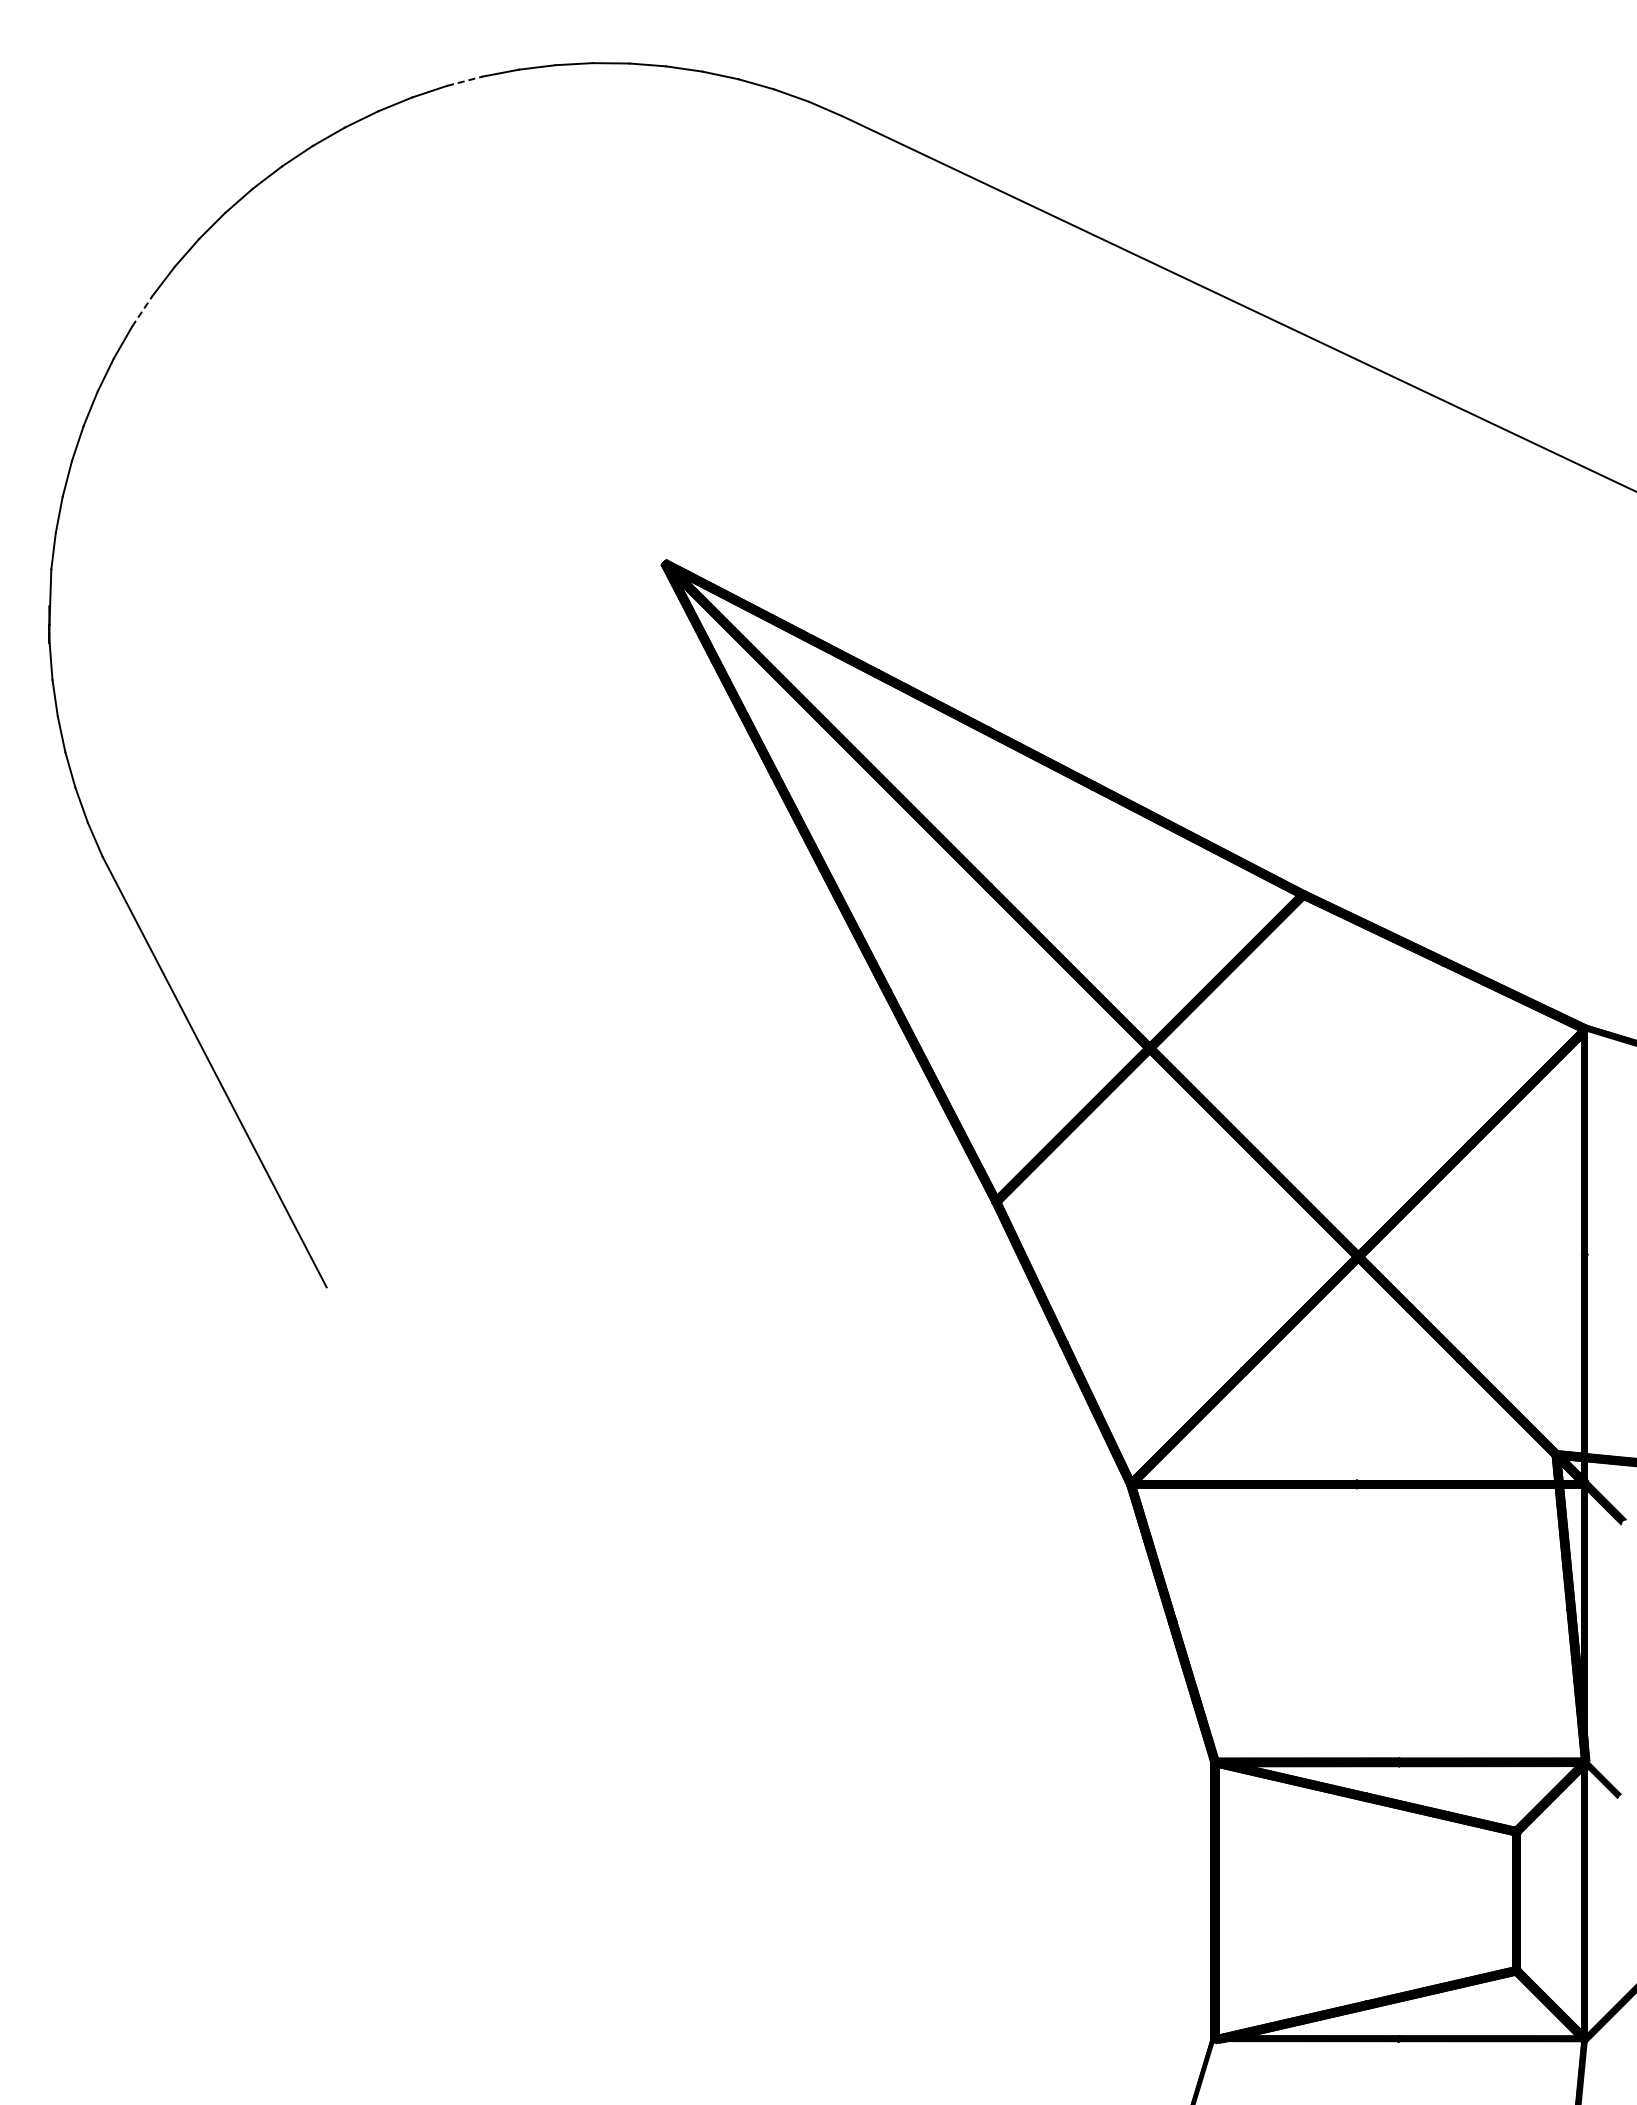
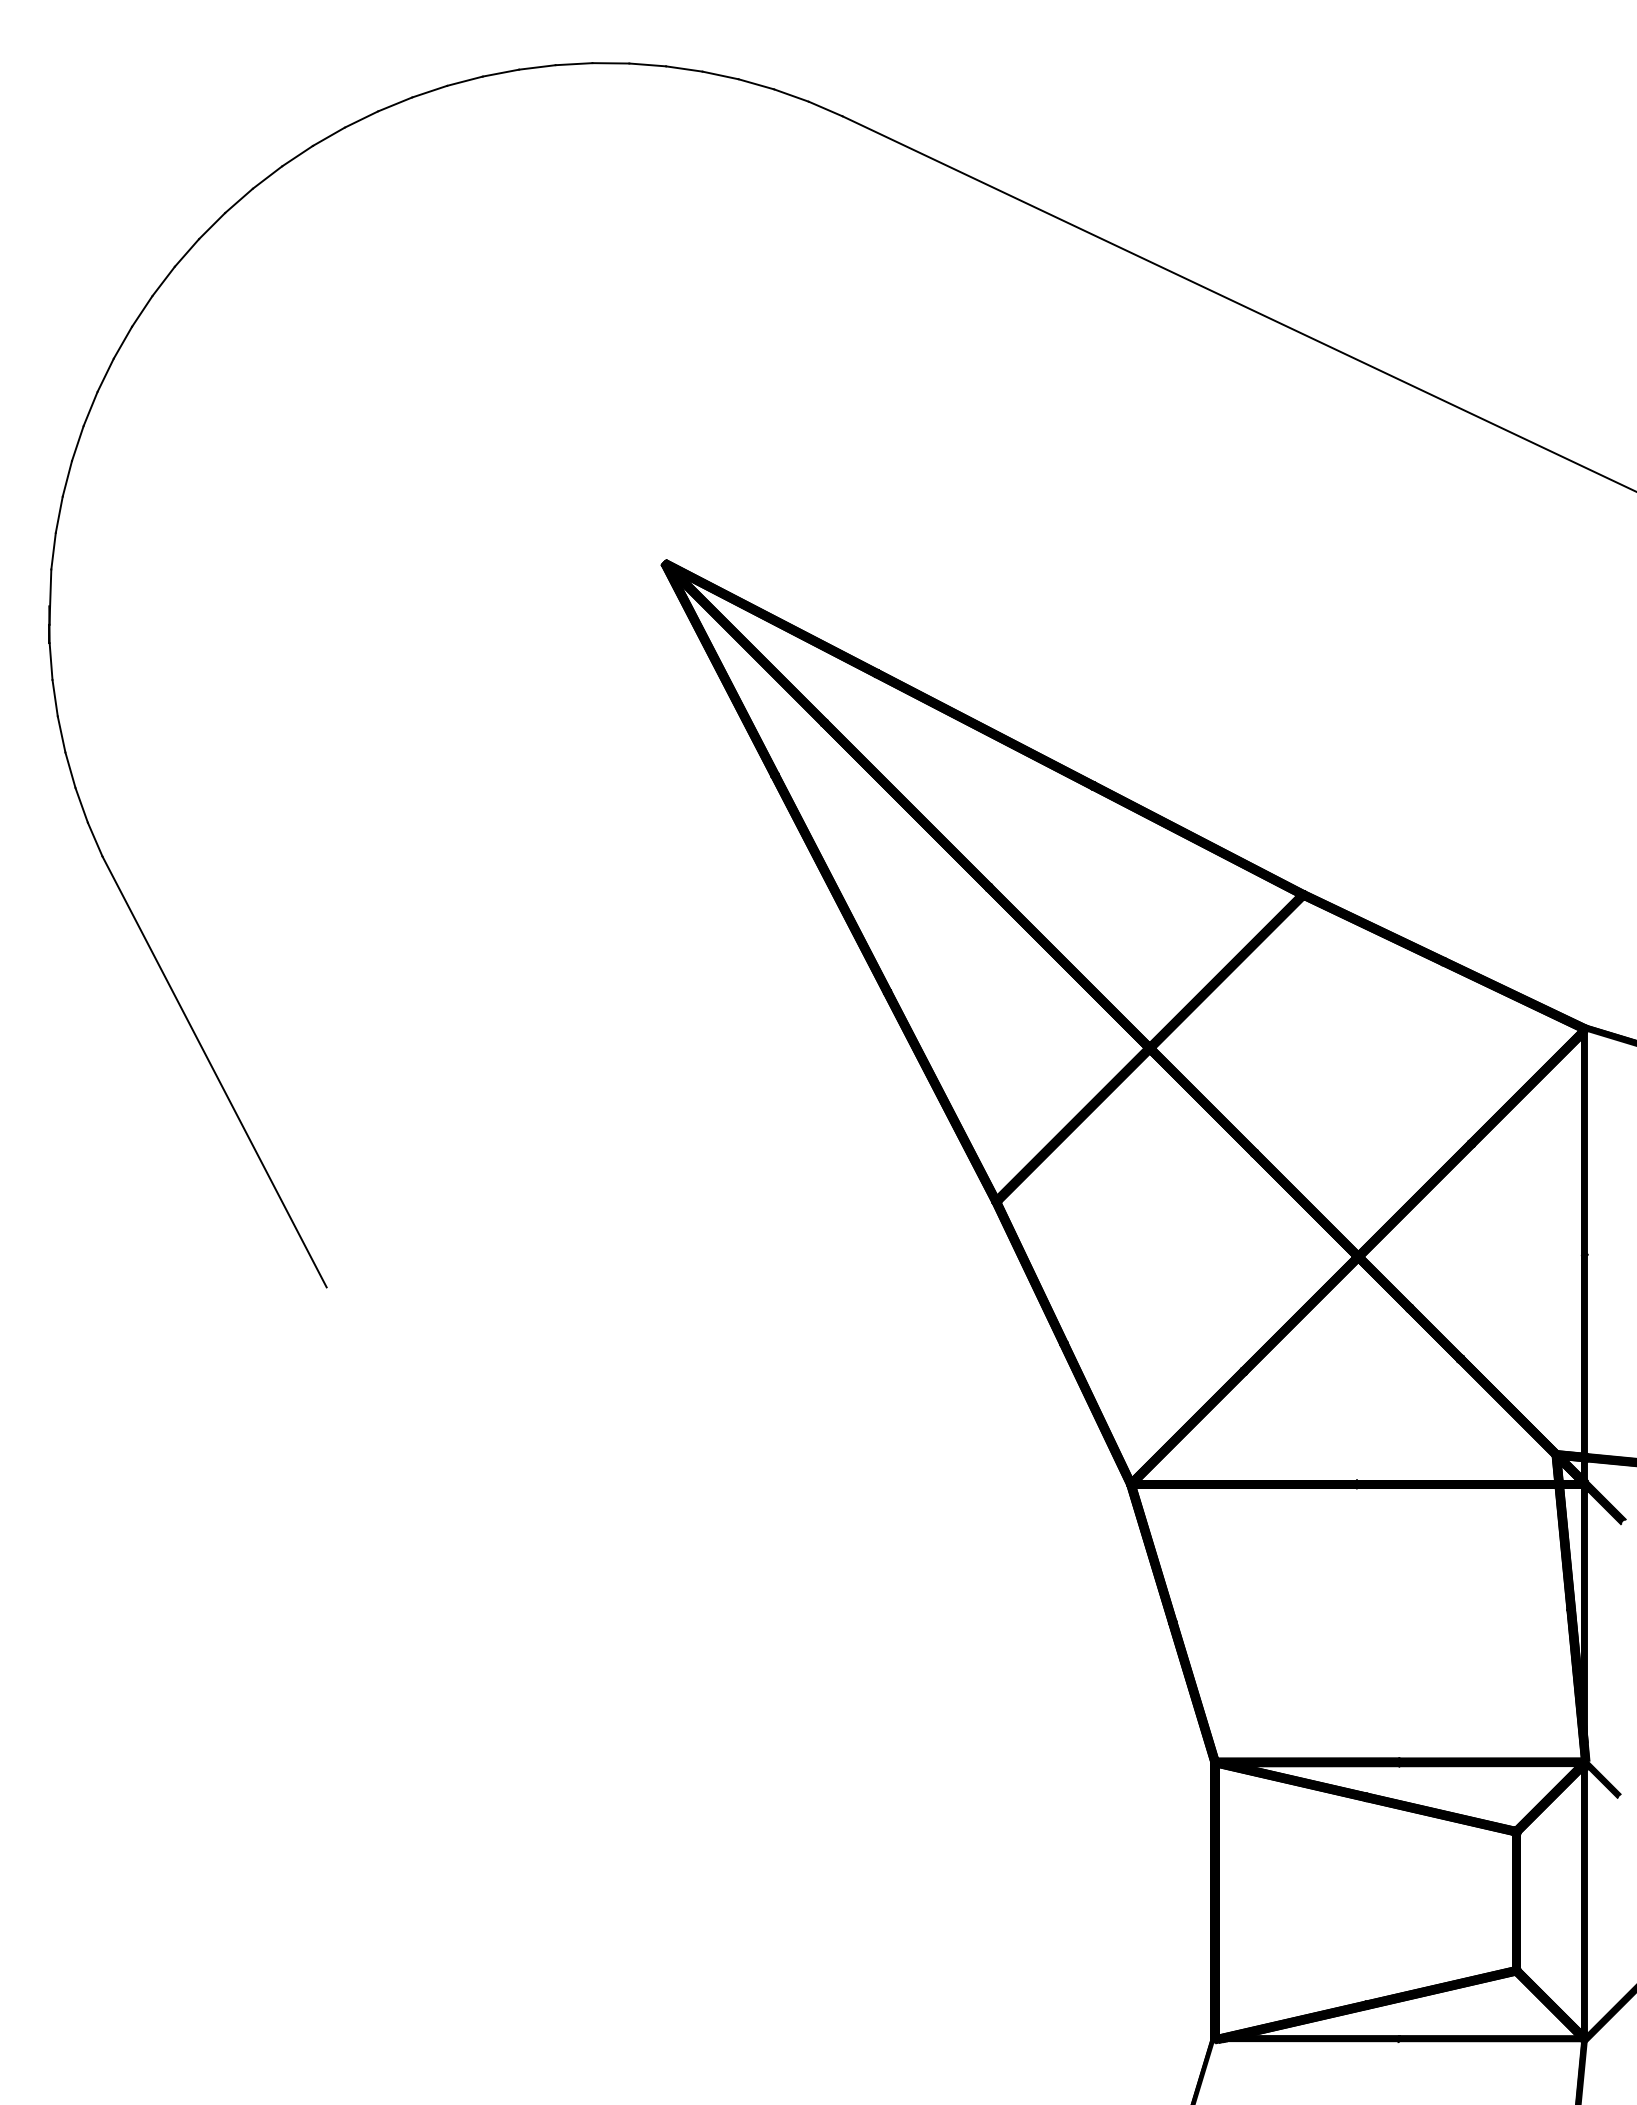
line: dashed -> solid (465, 81)
line: dashed -> solid (142, 311)
